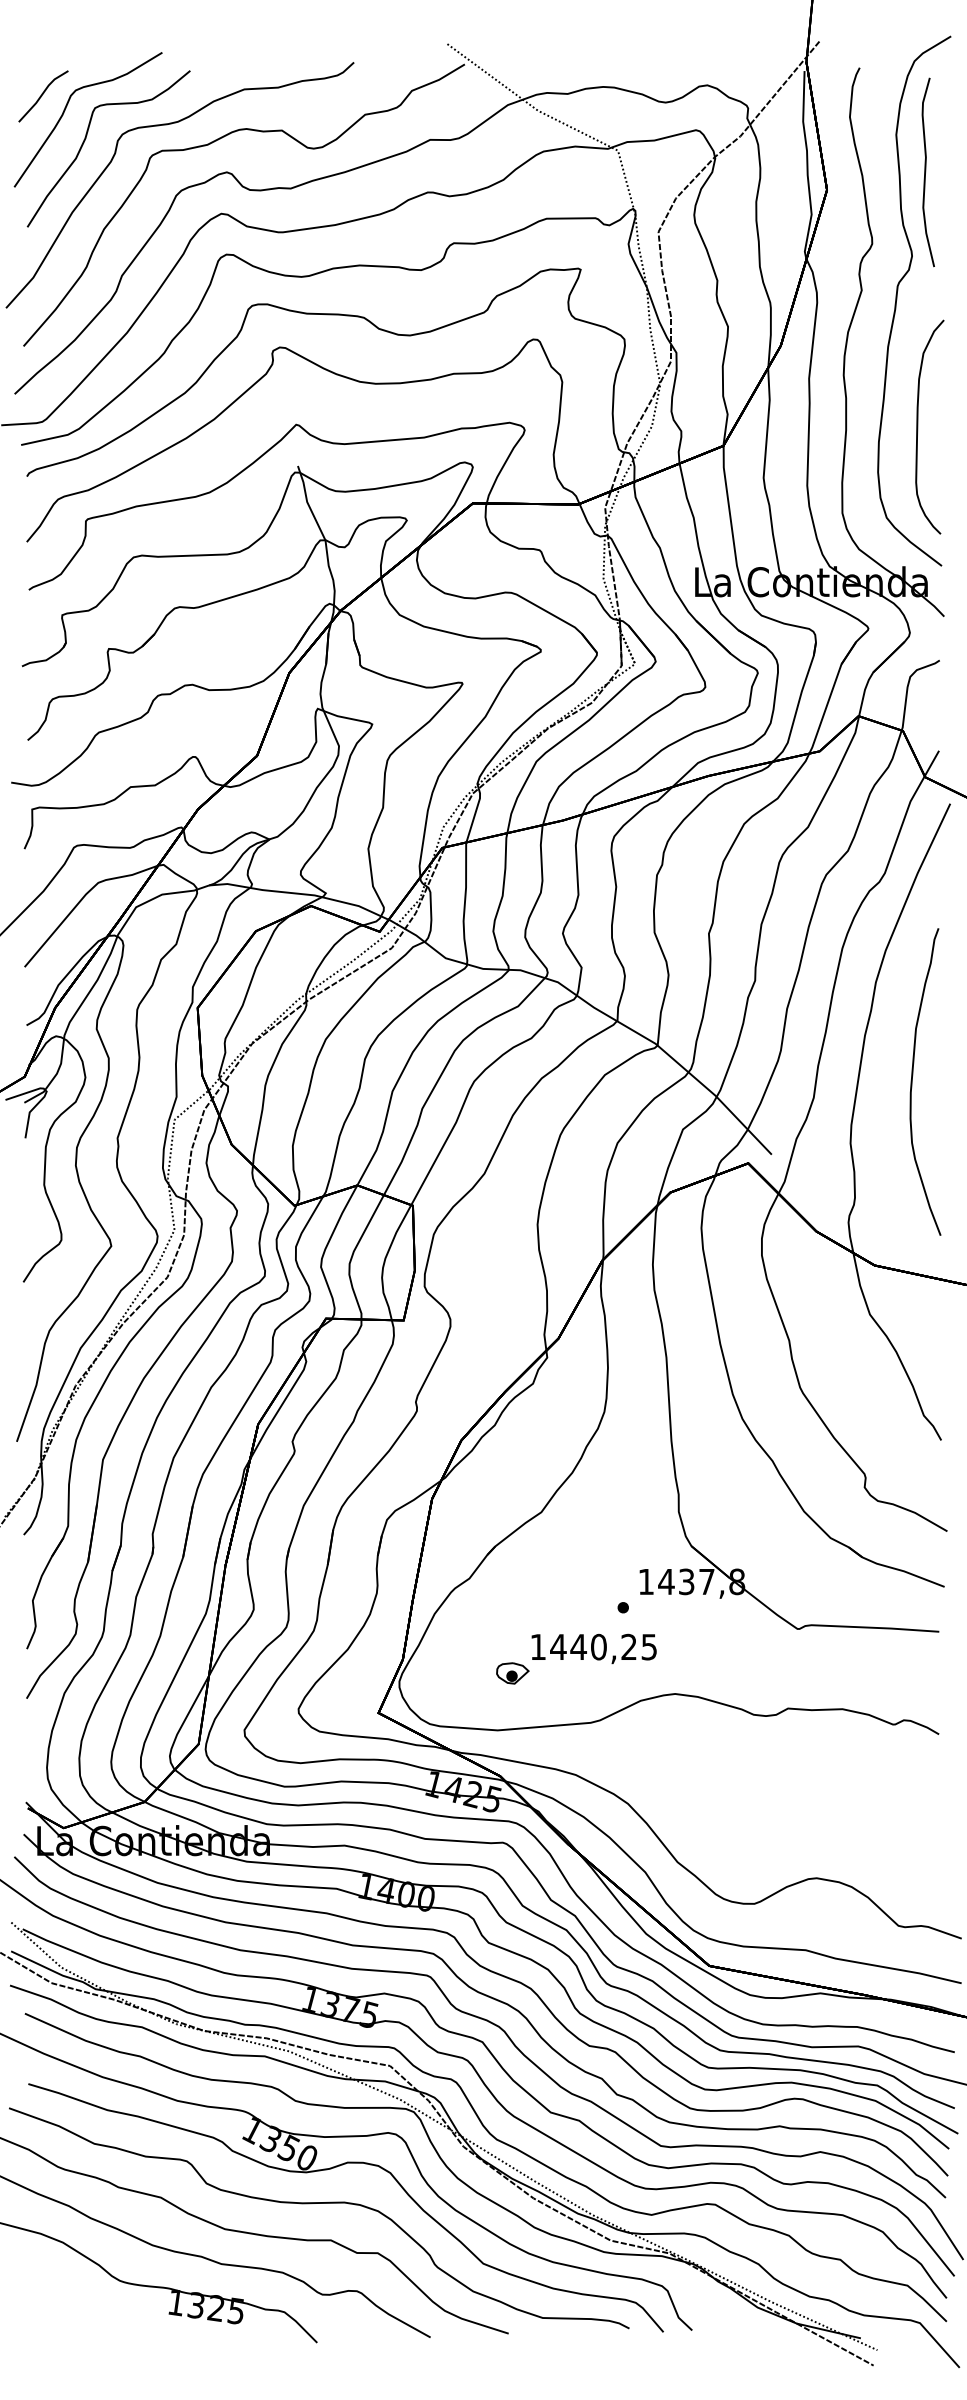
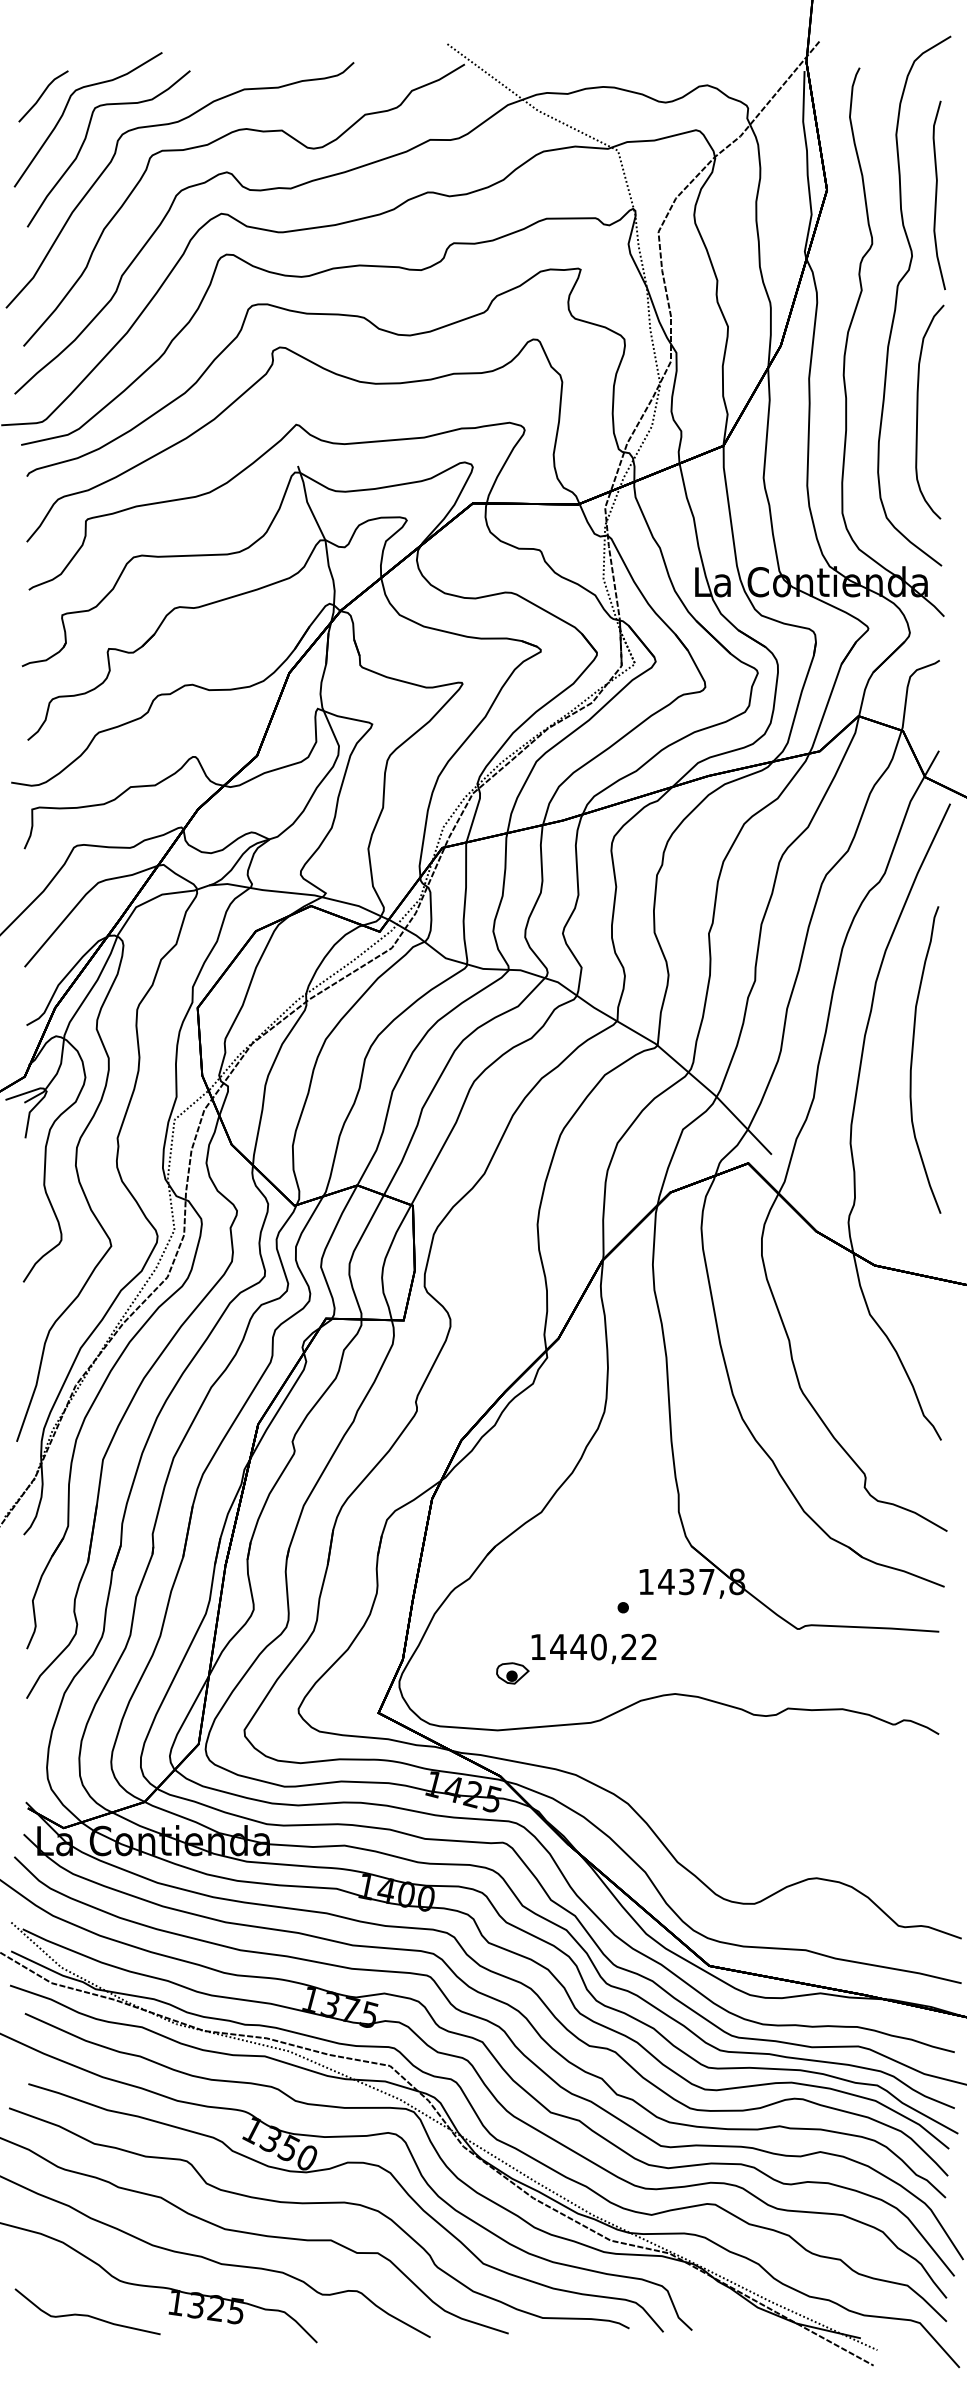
curve position: (926, 172) -> (937, 195) (937, 195)
curve position: (918, 426) -> (918, 411) (918, 411)
curve position: (912, 1081) -> (912, 1059) (912, 1059)
text: 1440,25 -> 1440,22 (648, 1646)
curve: none -> present (87, 2314)
